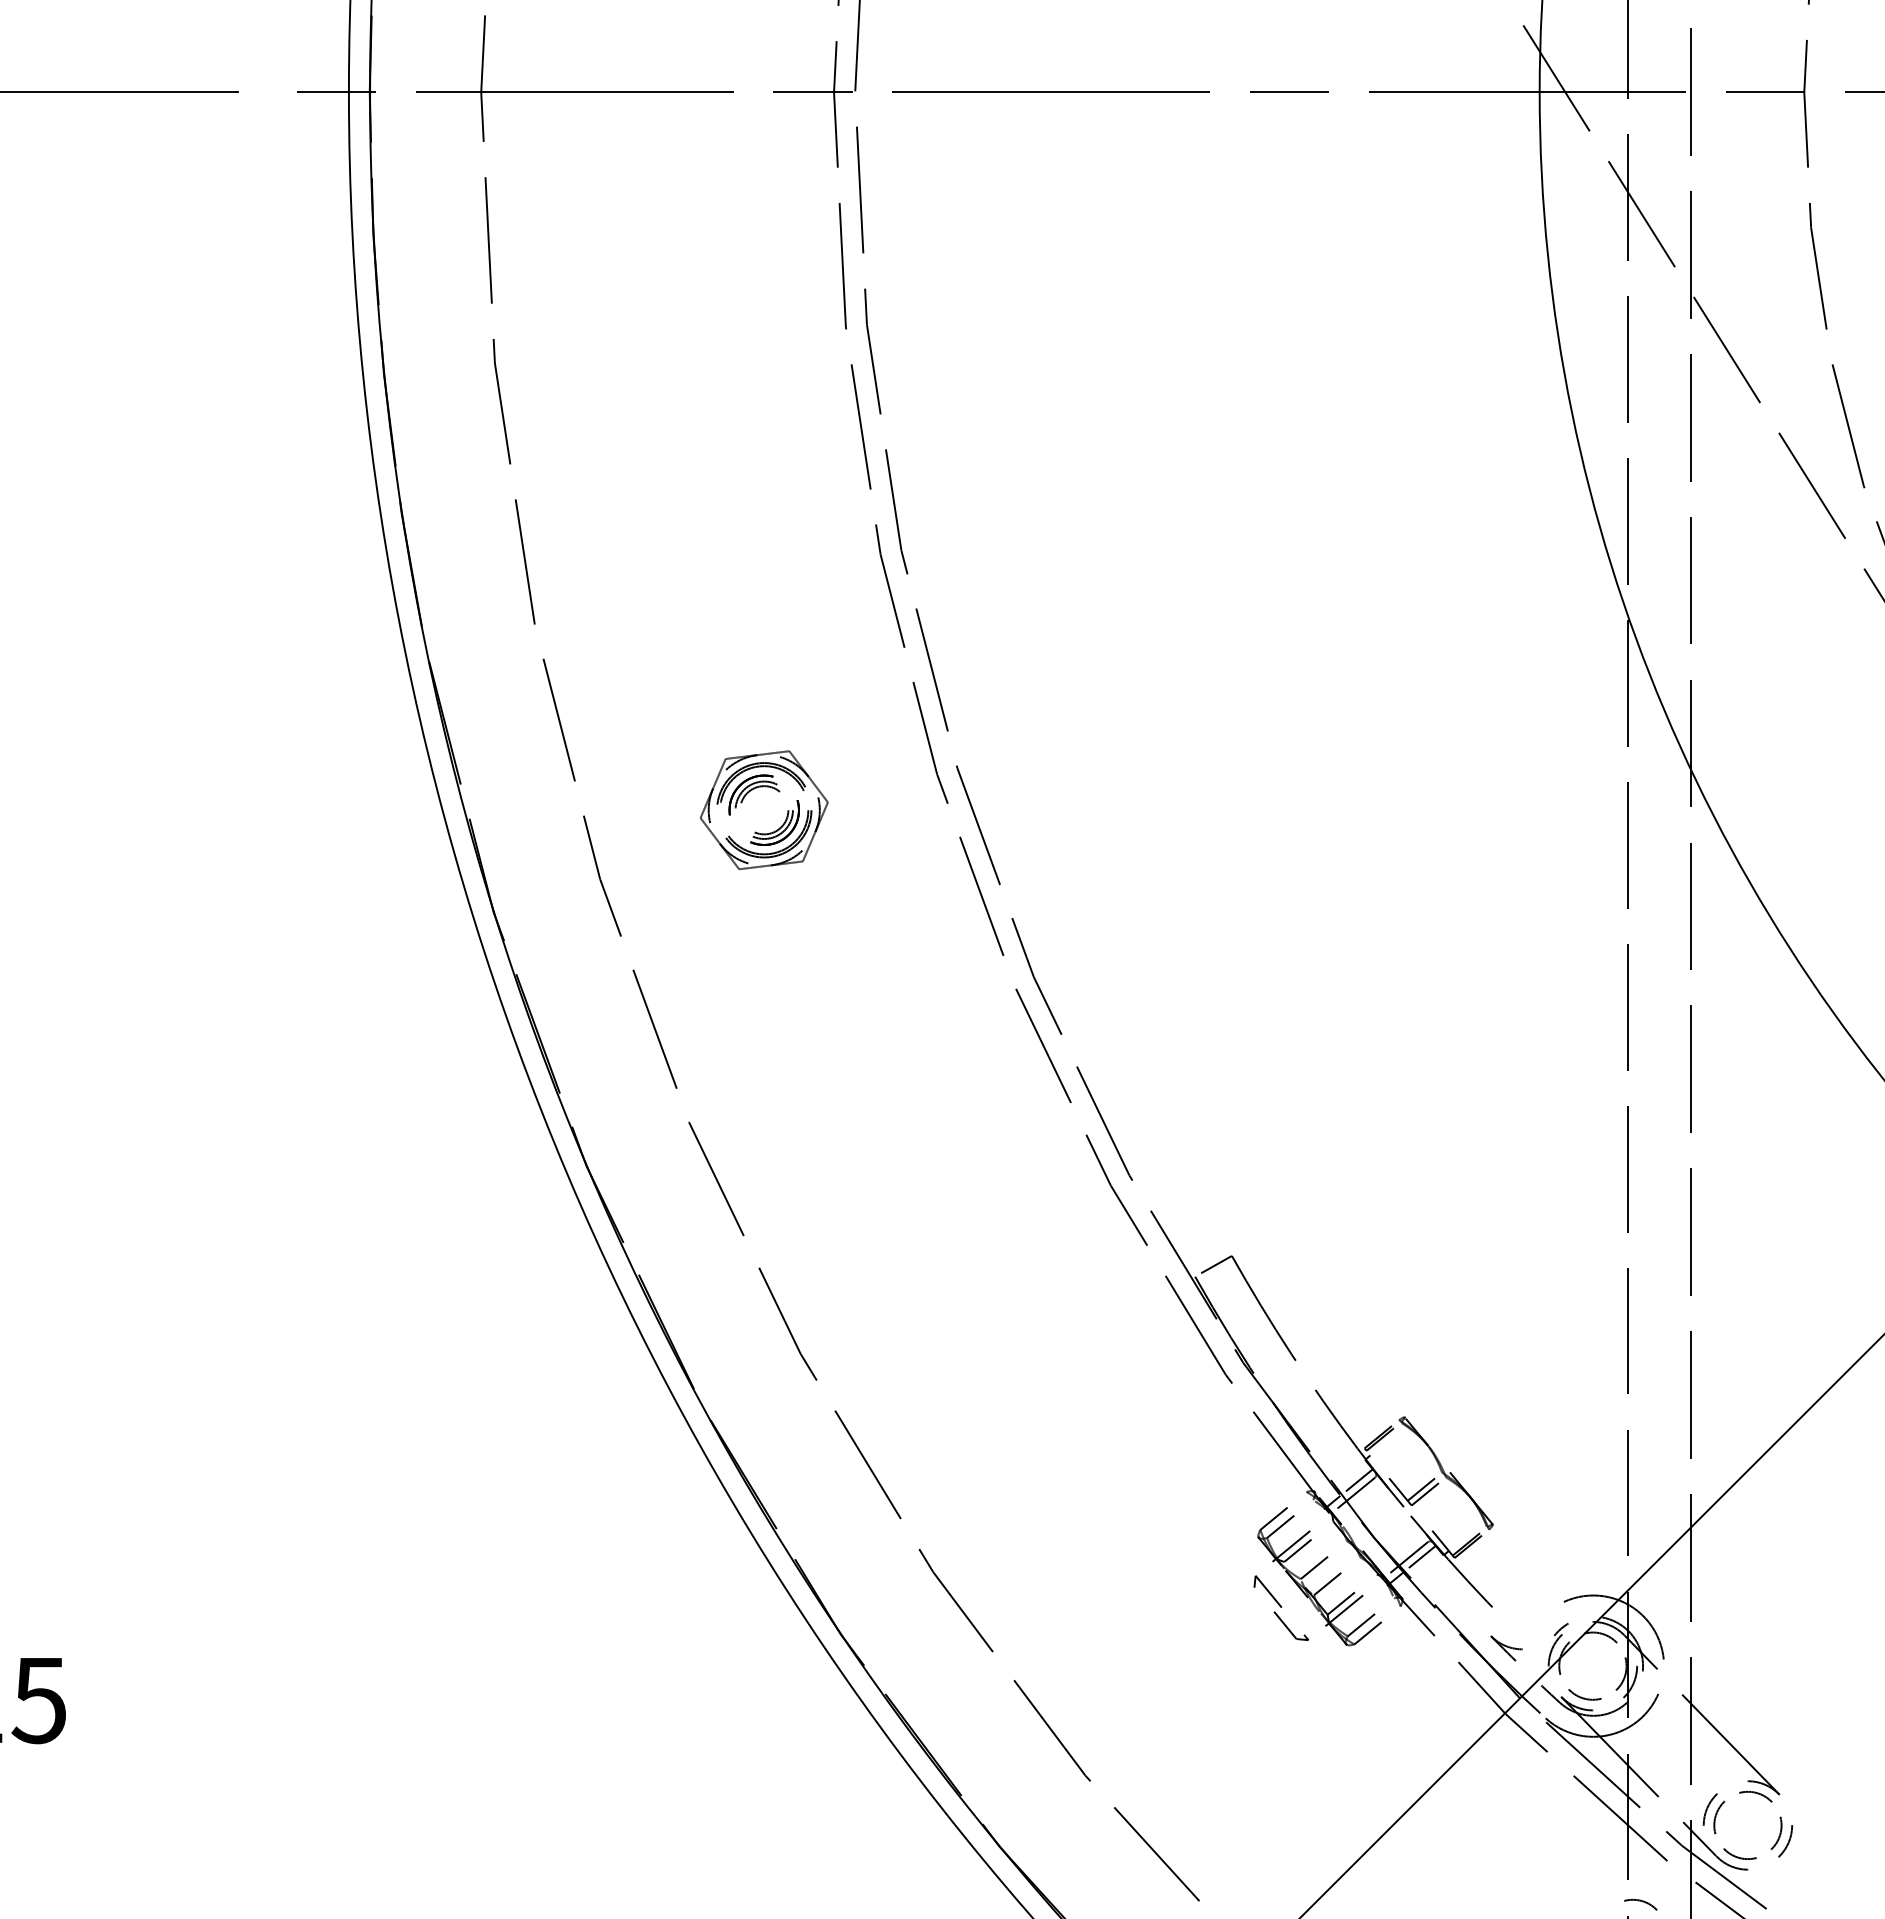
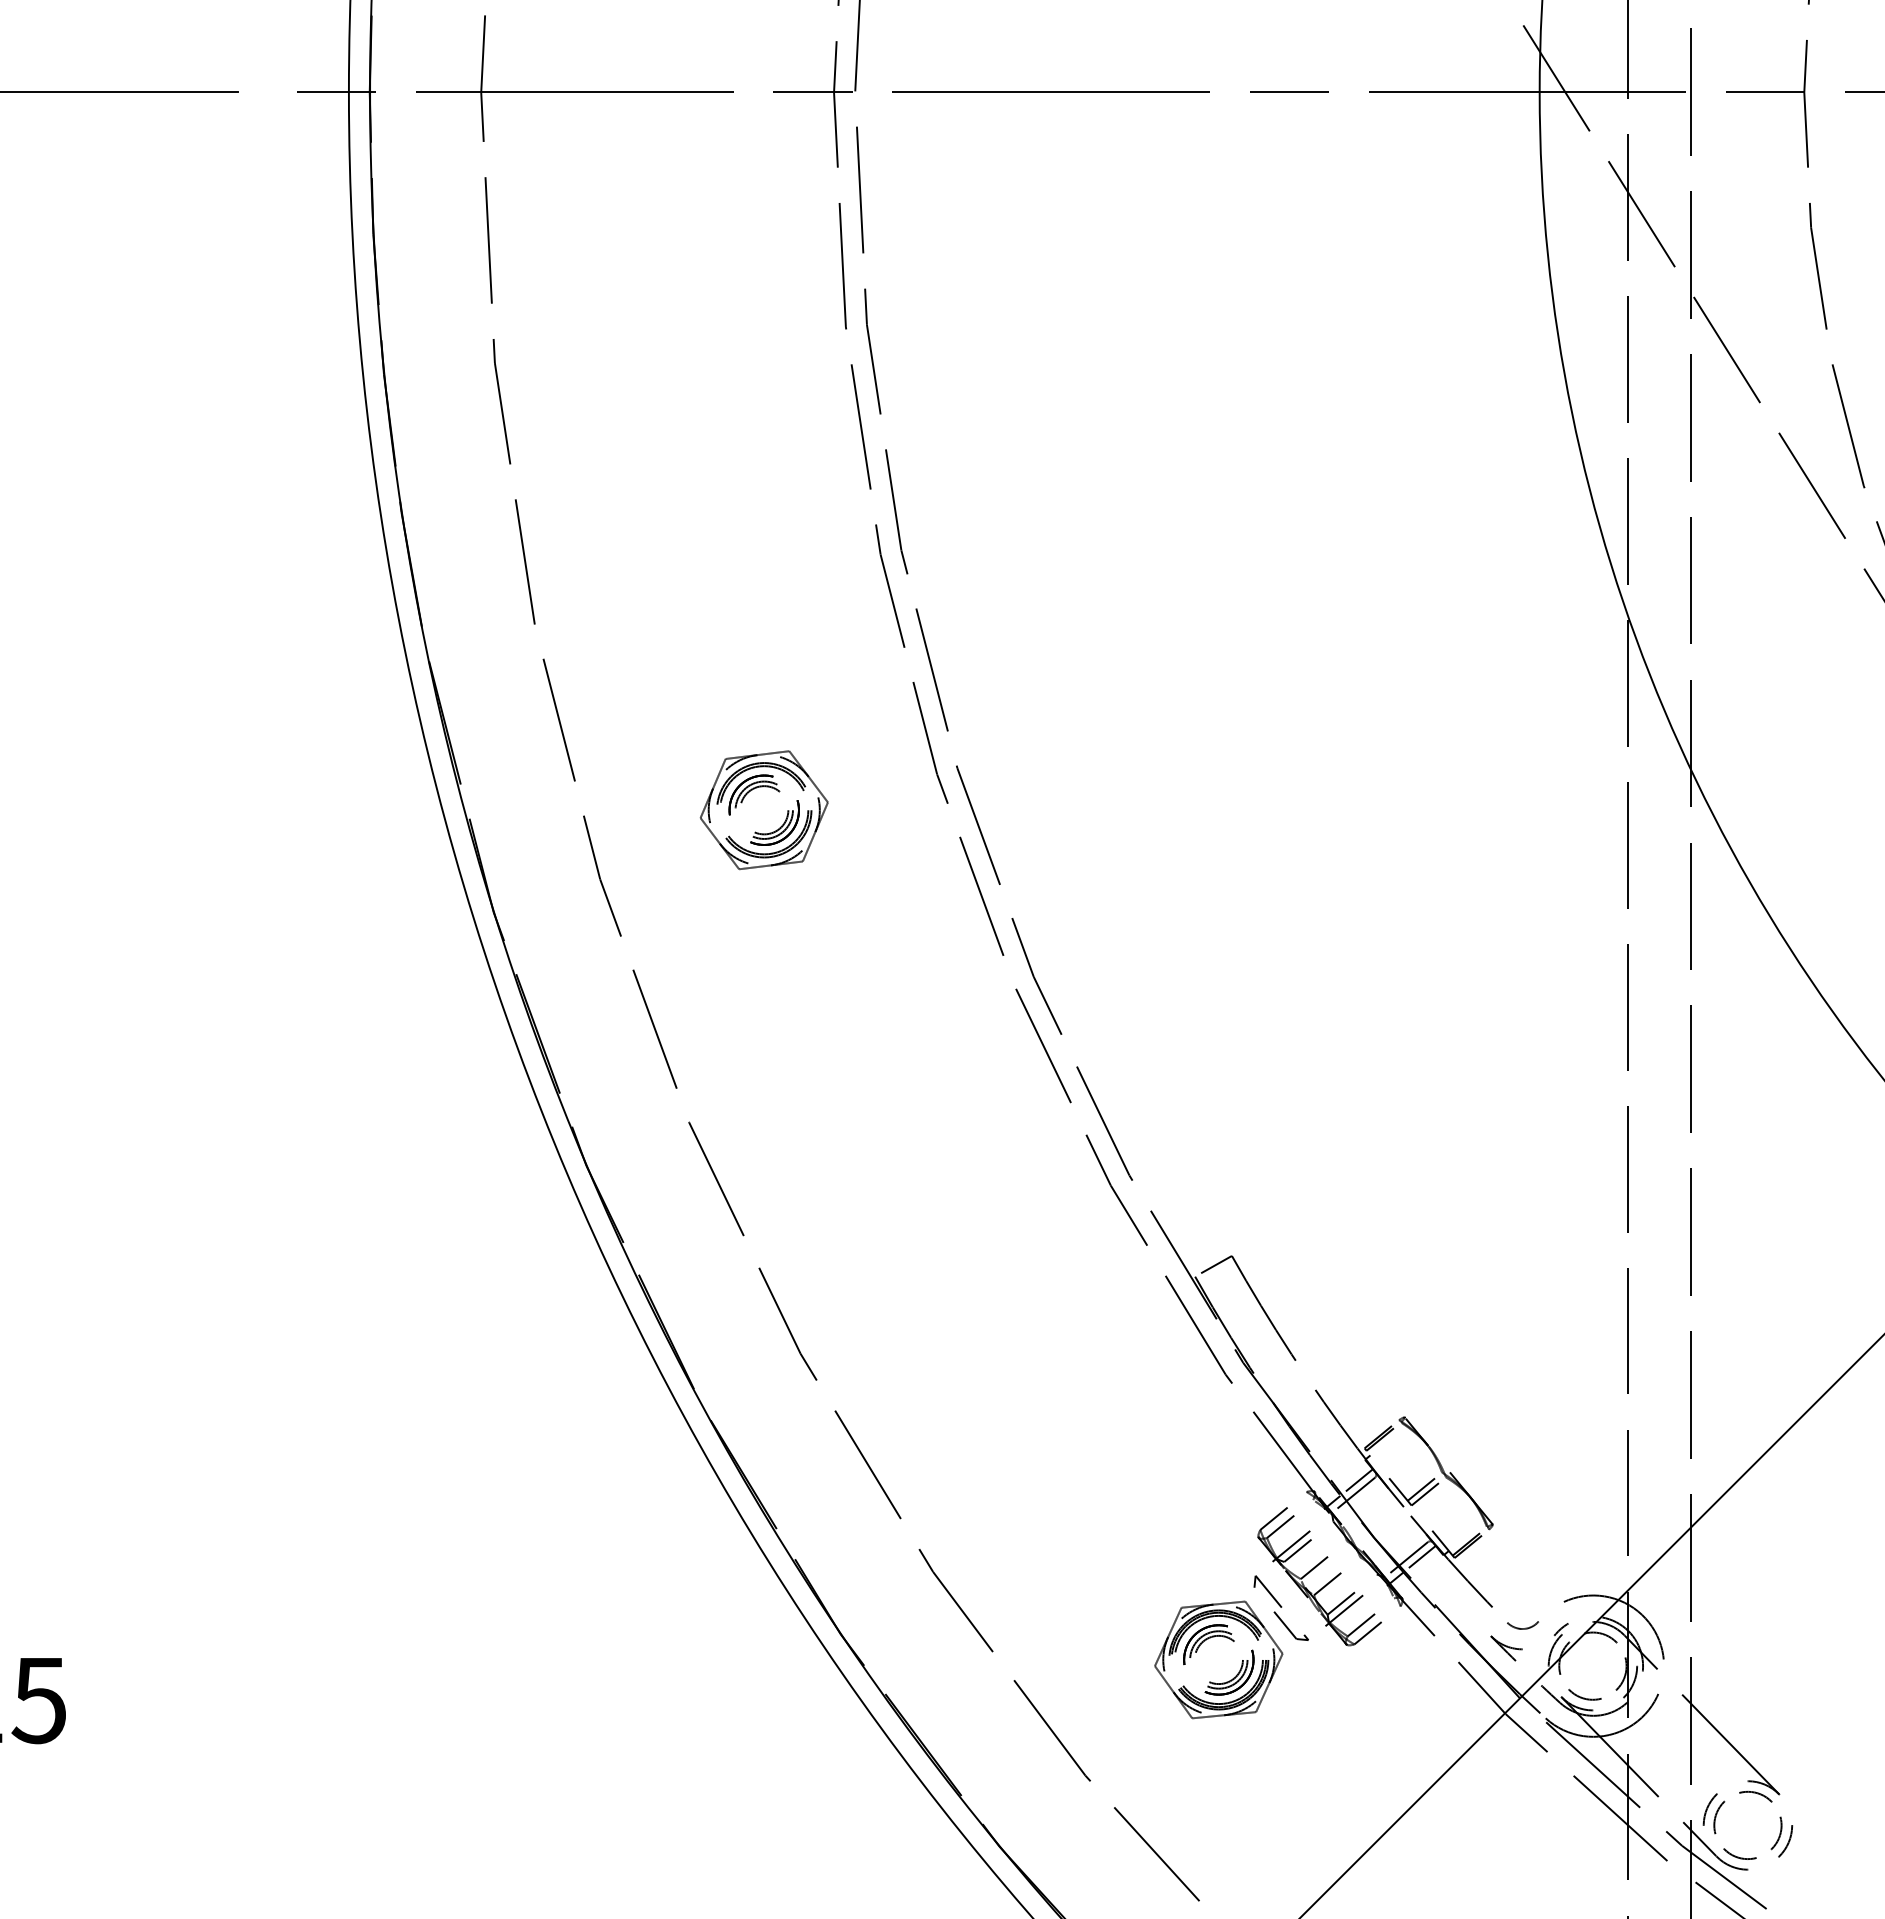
arc: none -> present (1525, 1627)
part: none -> present (1218, 1659)
part: present -> none (1640, 1904)
